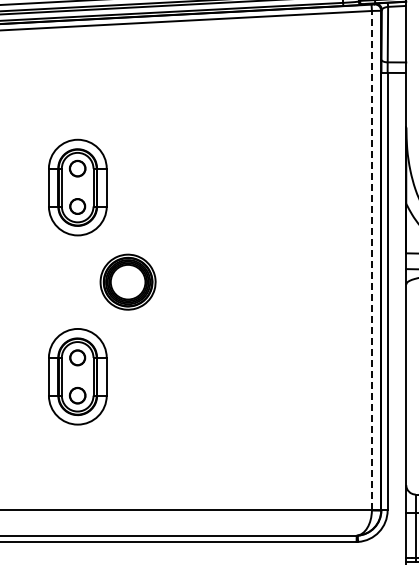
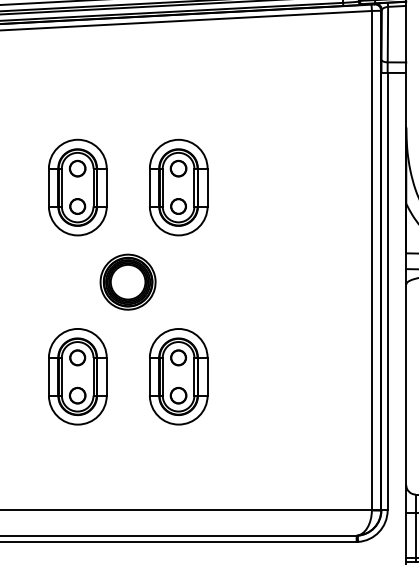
part: none -> present (178, 187)
line: dashed -> solid (371, 260)
part: none -> present (178, 376)
